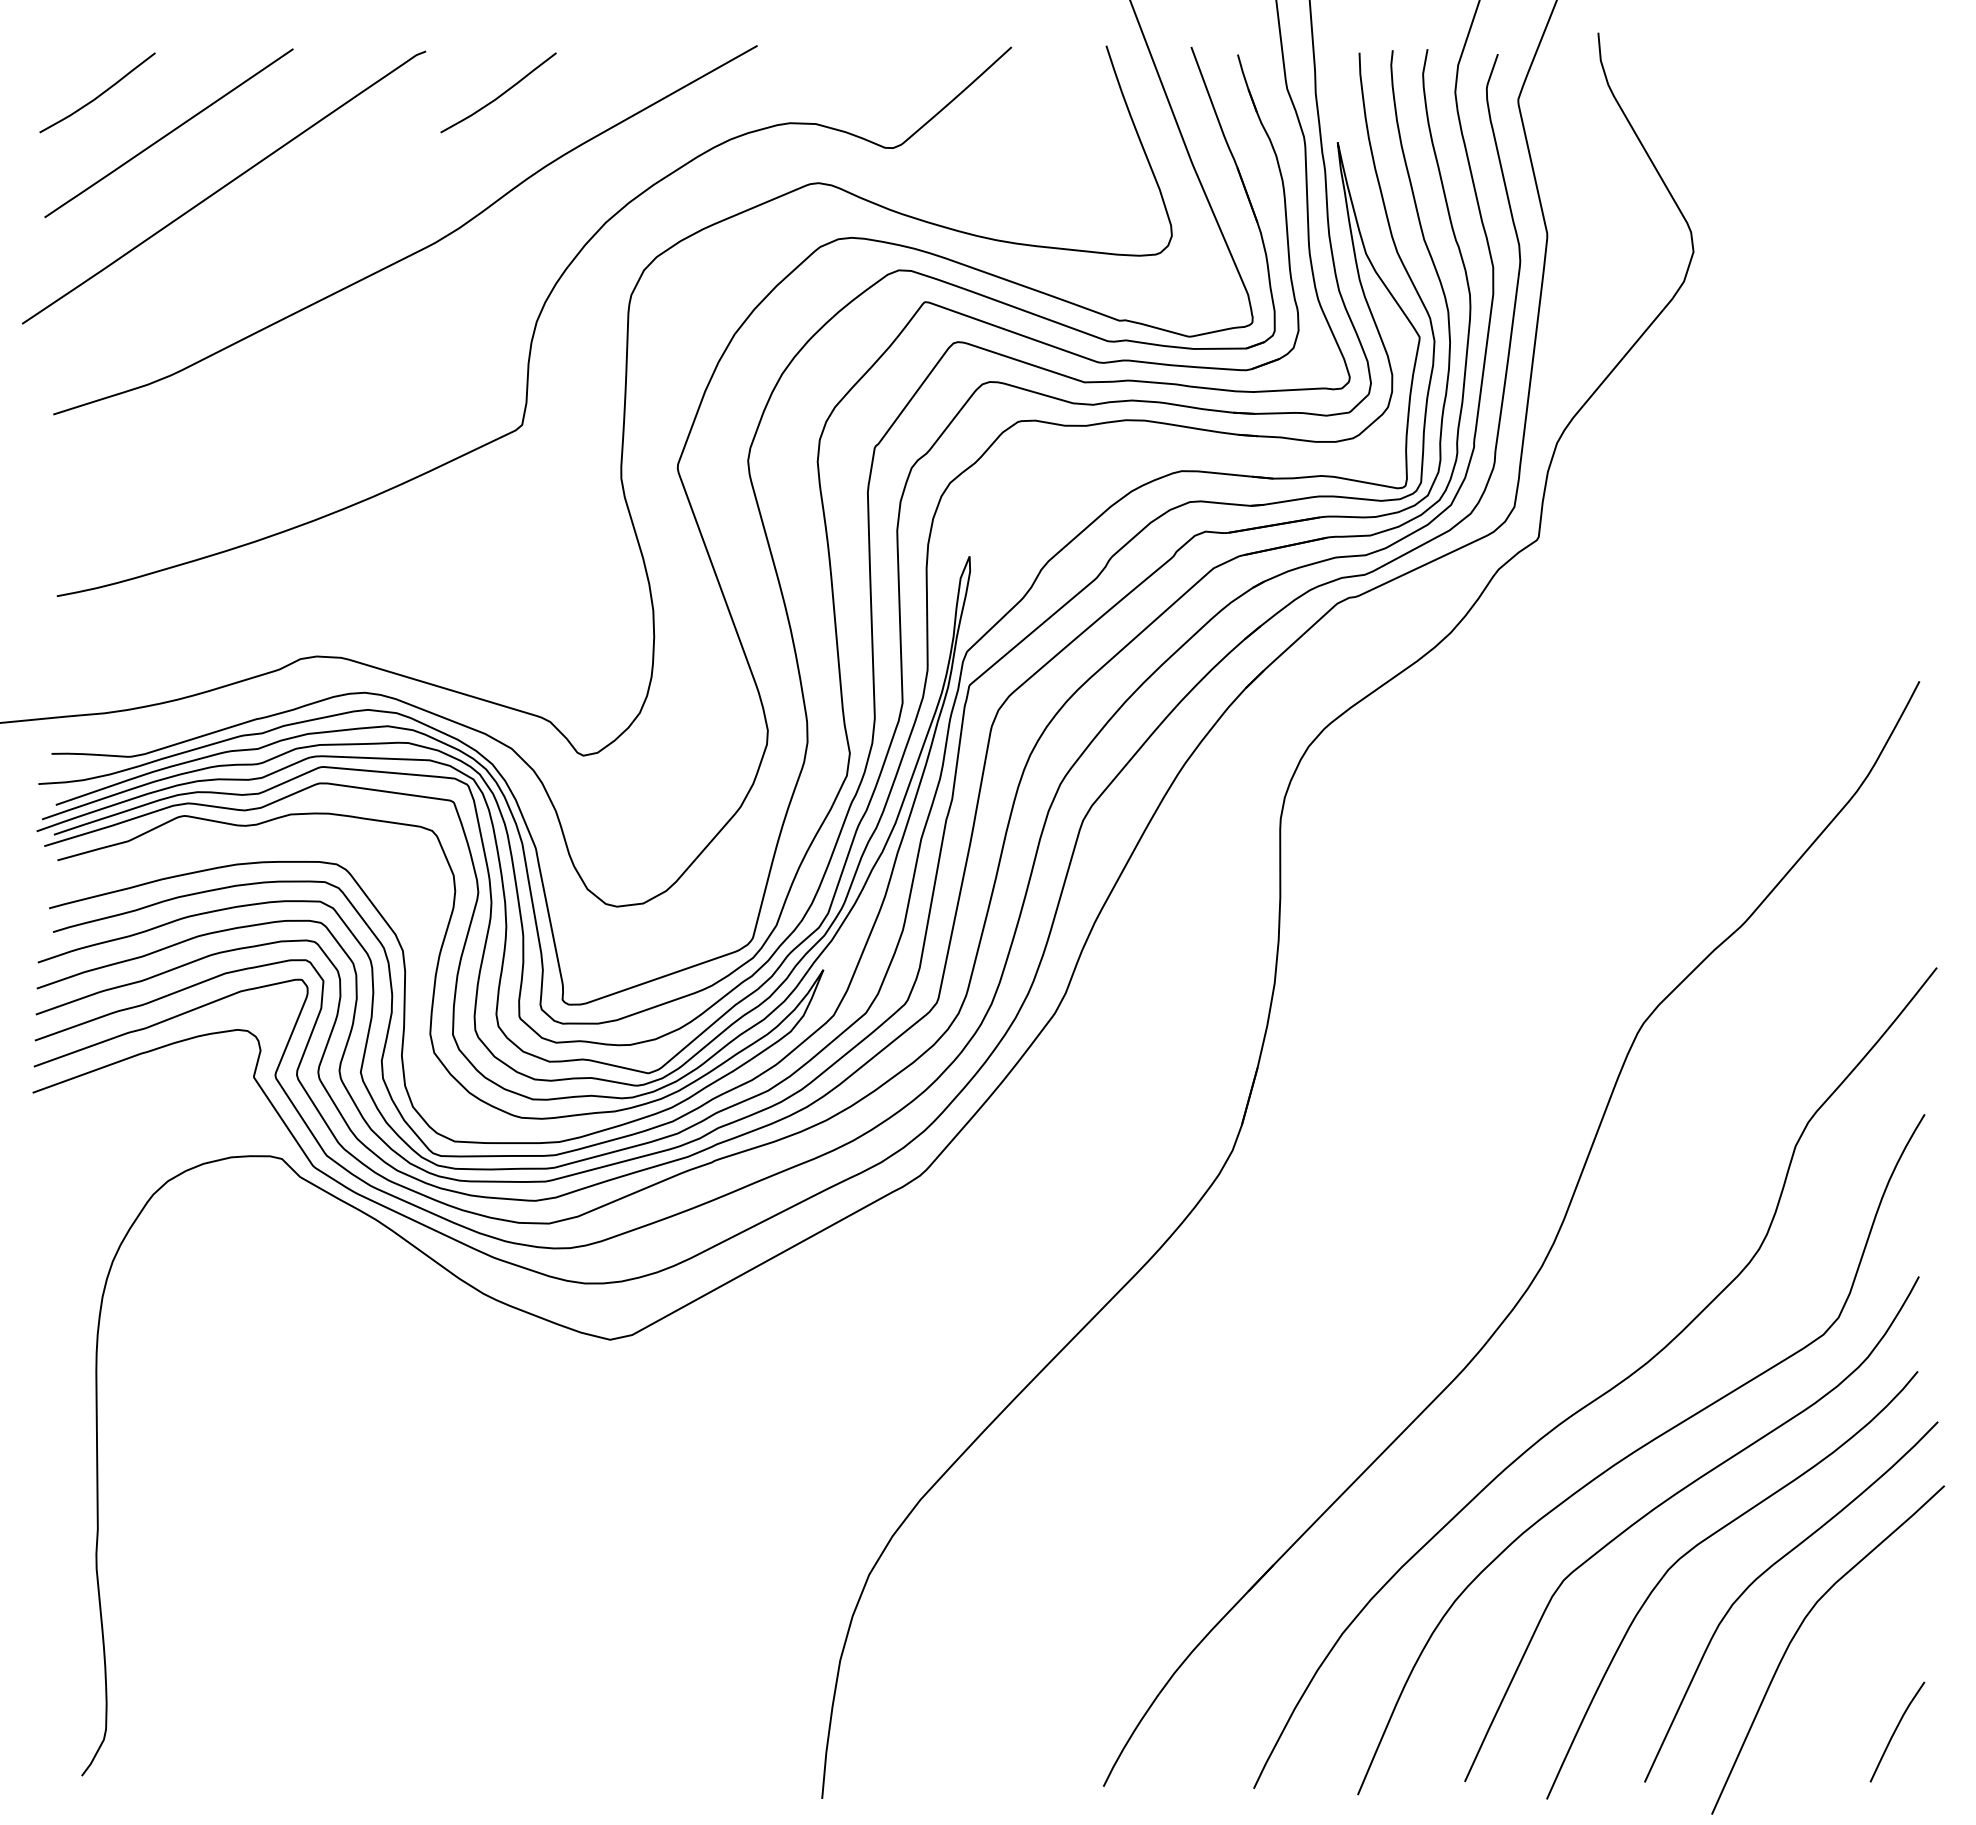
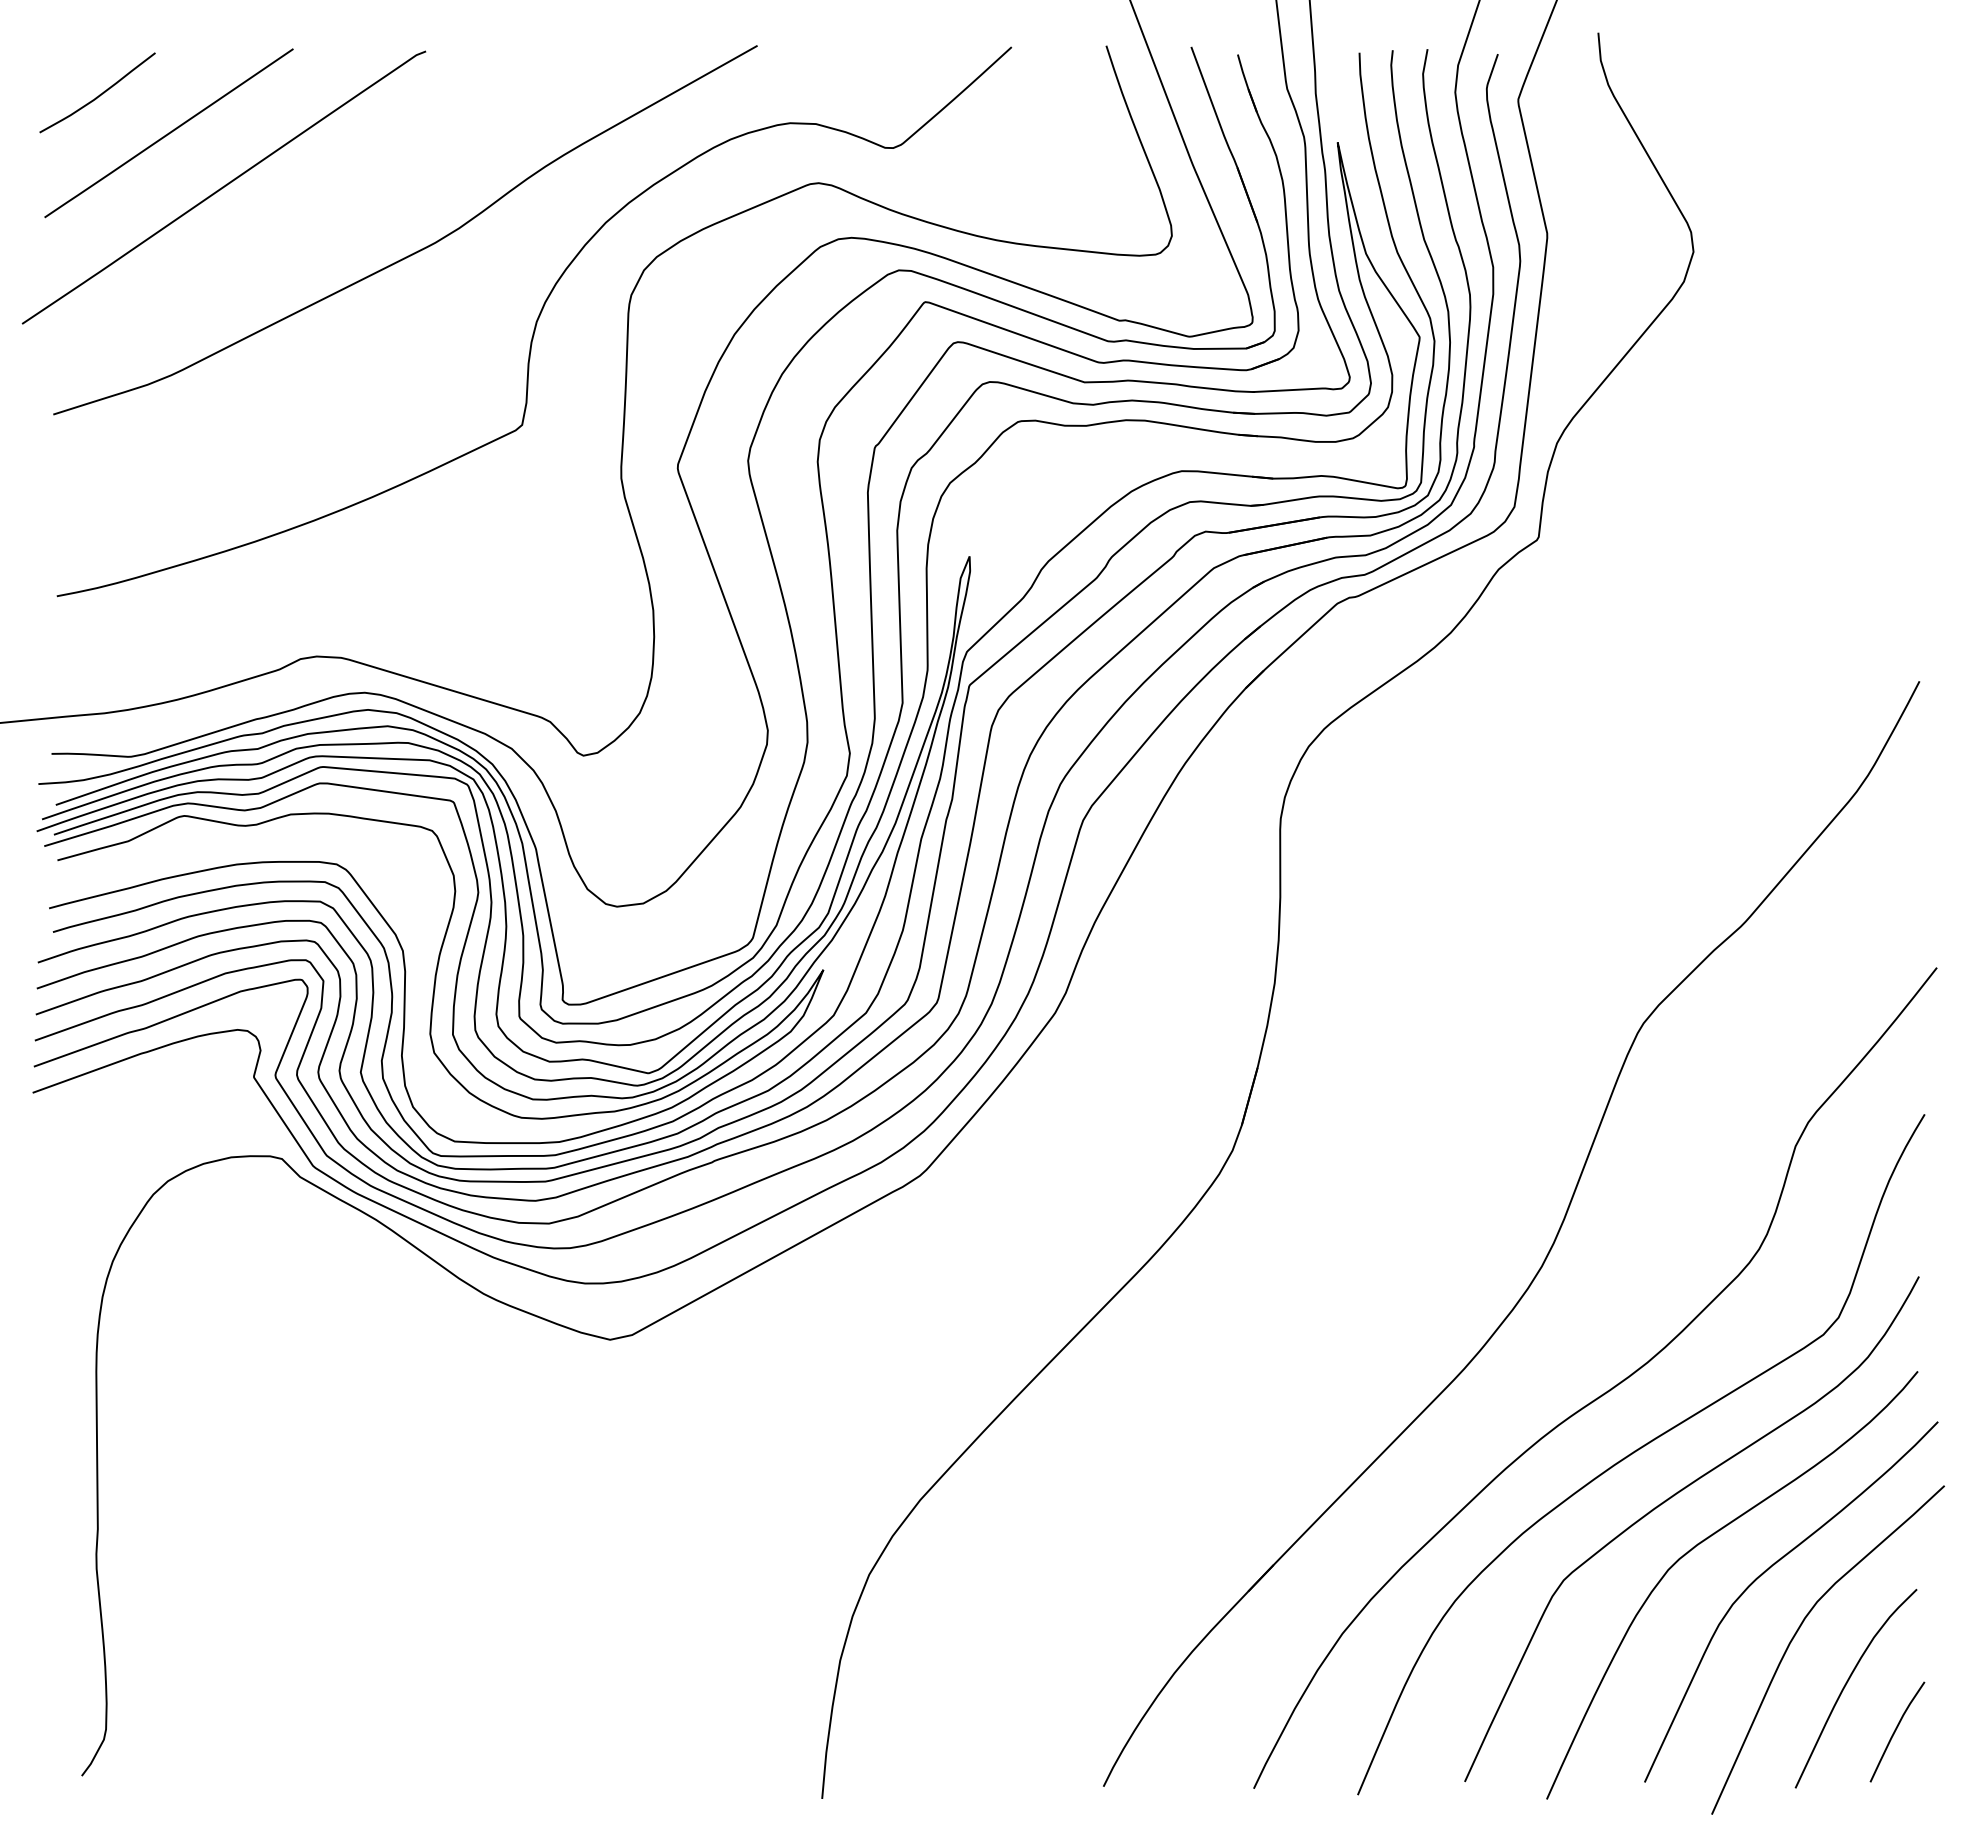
curve: present -> none (500, 94)
curve: none -> present (1847, 1683)
